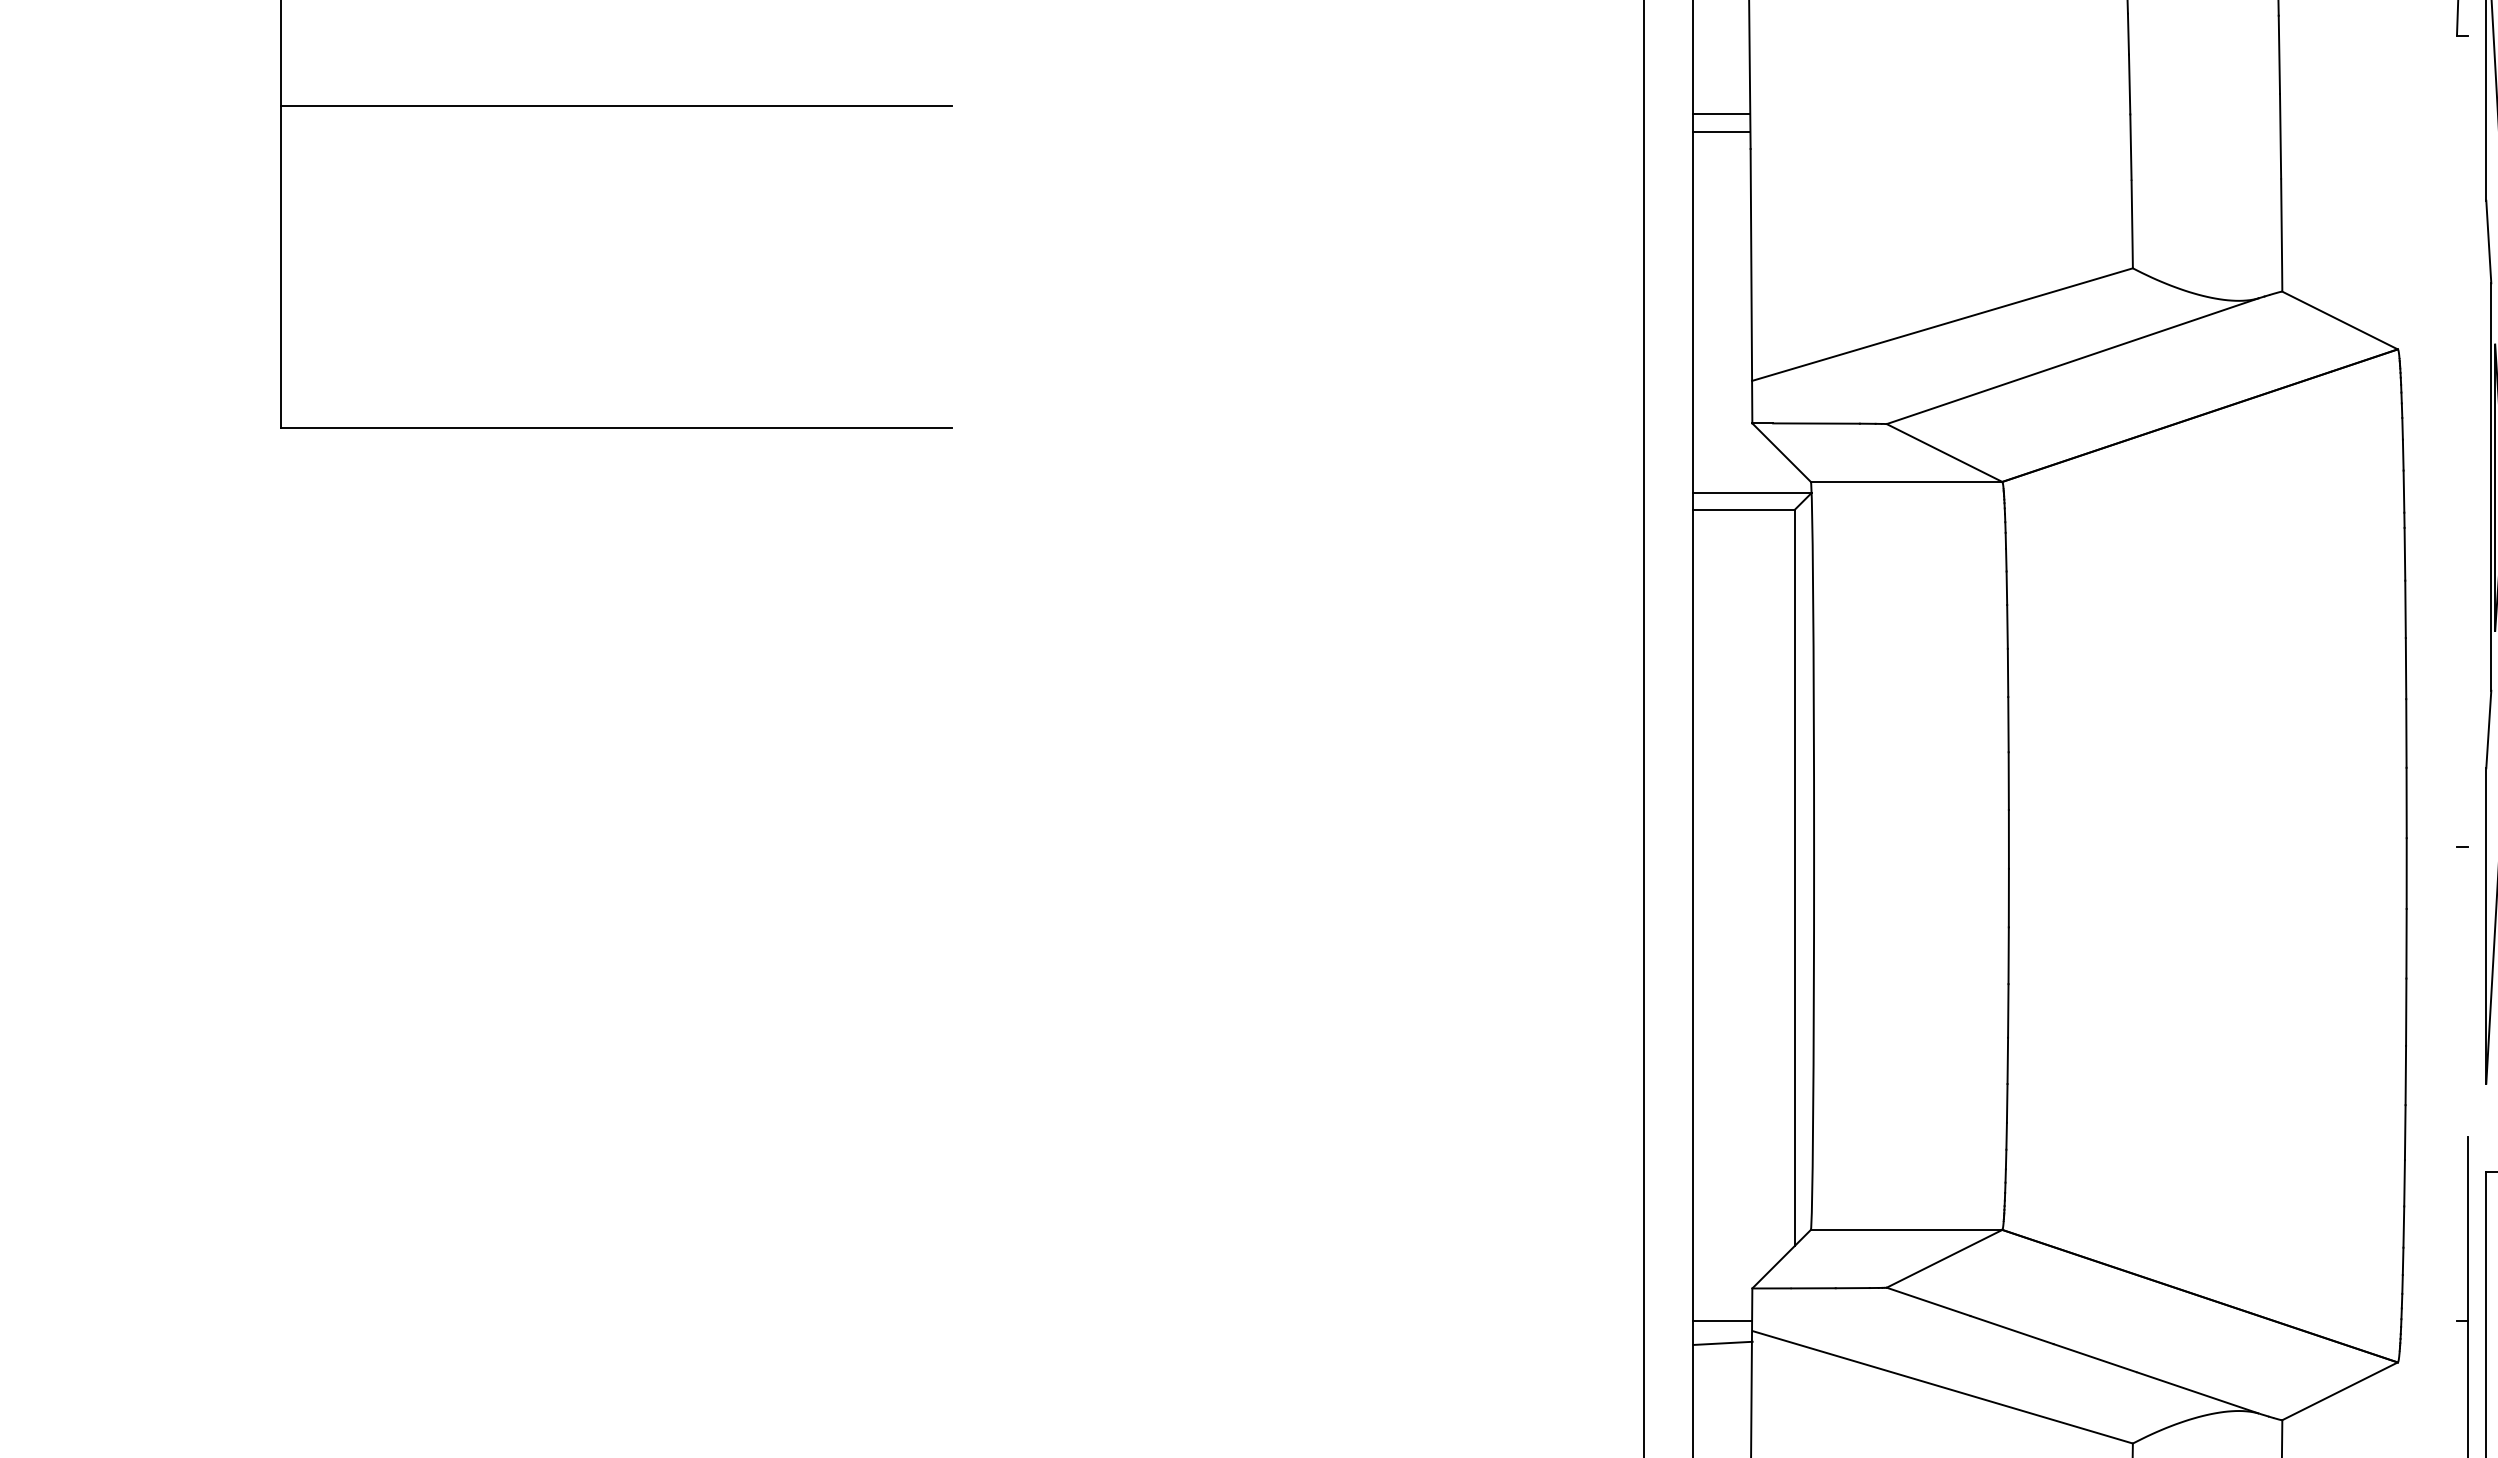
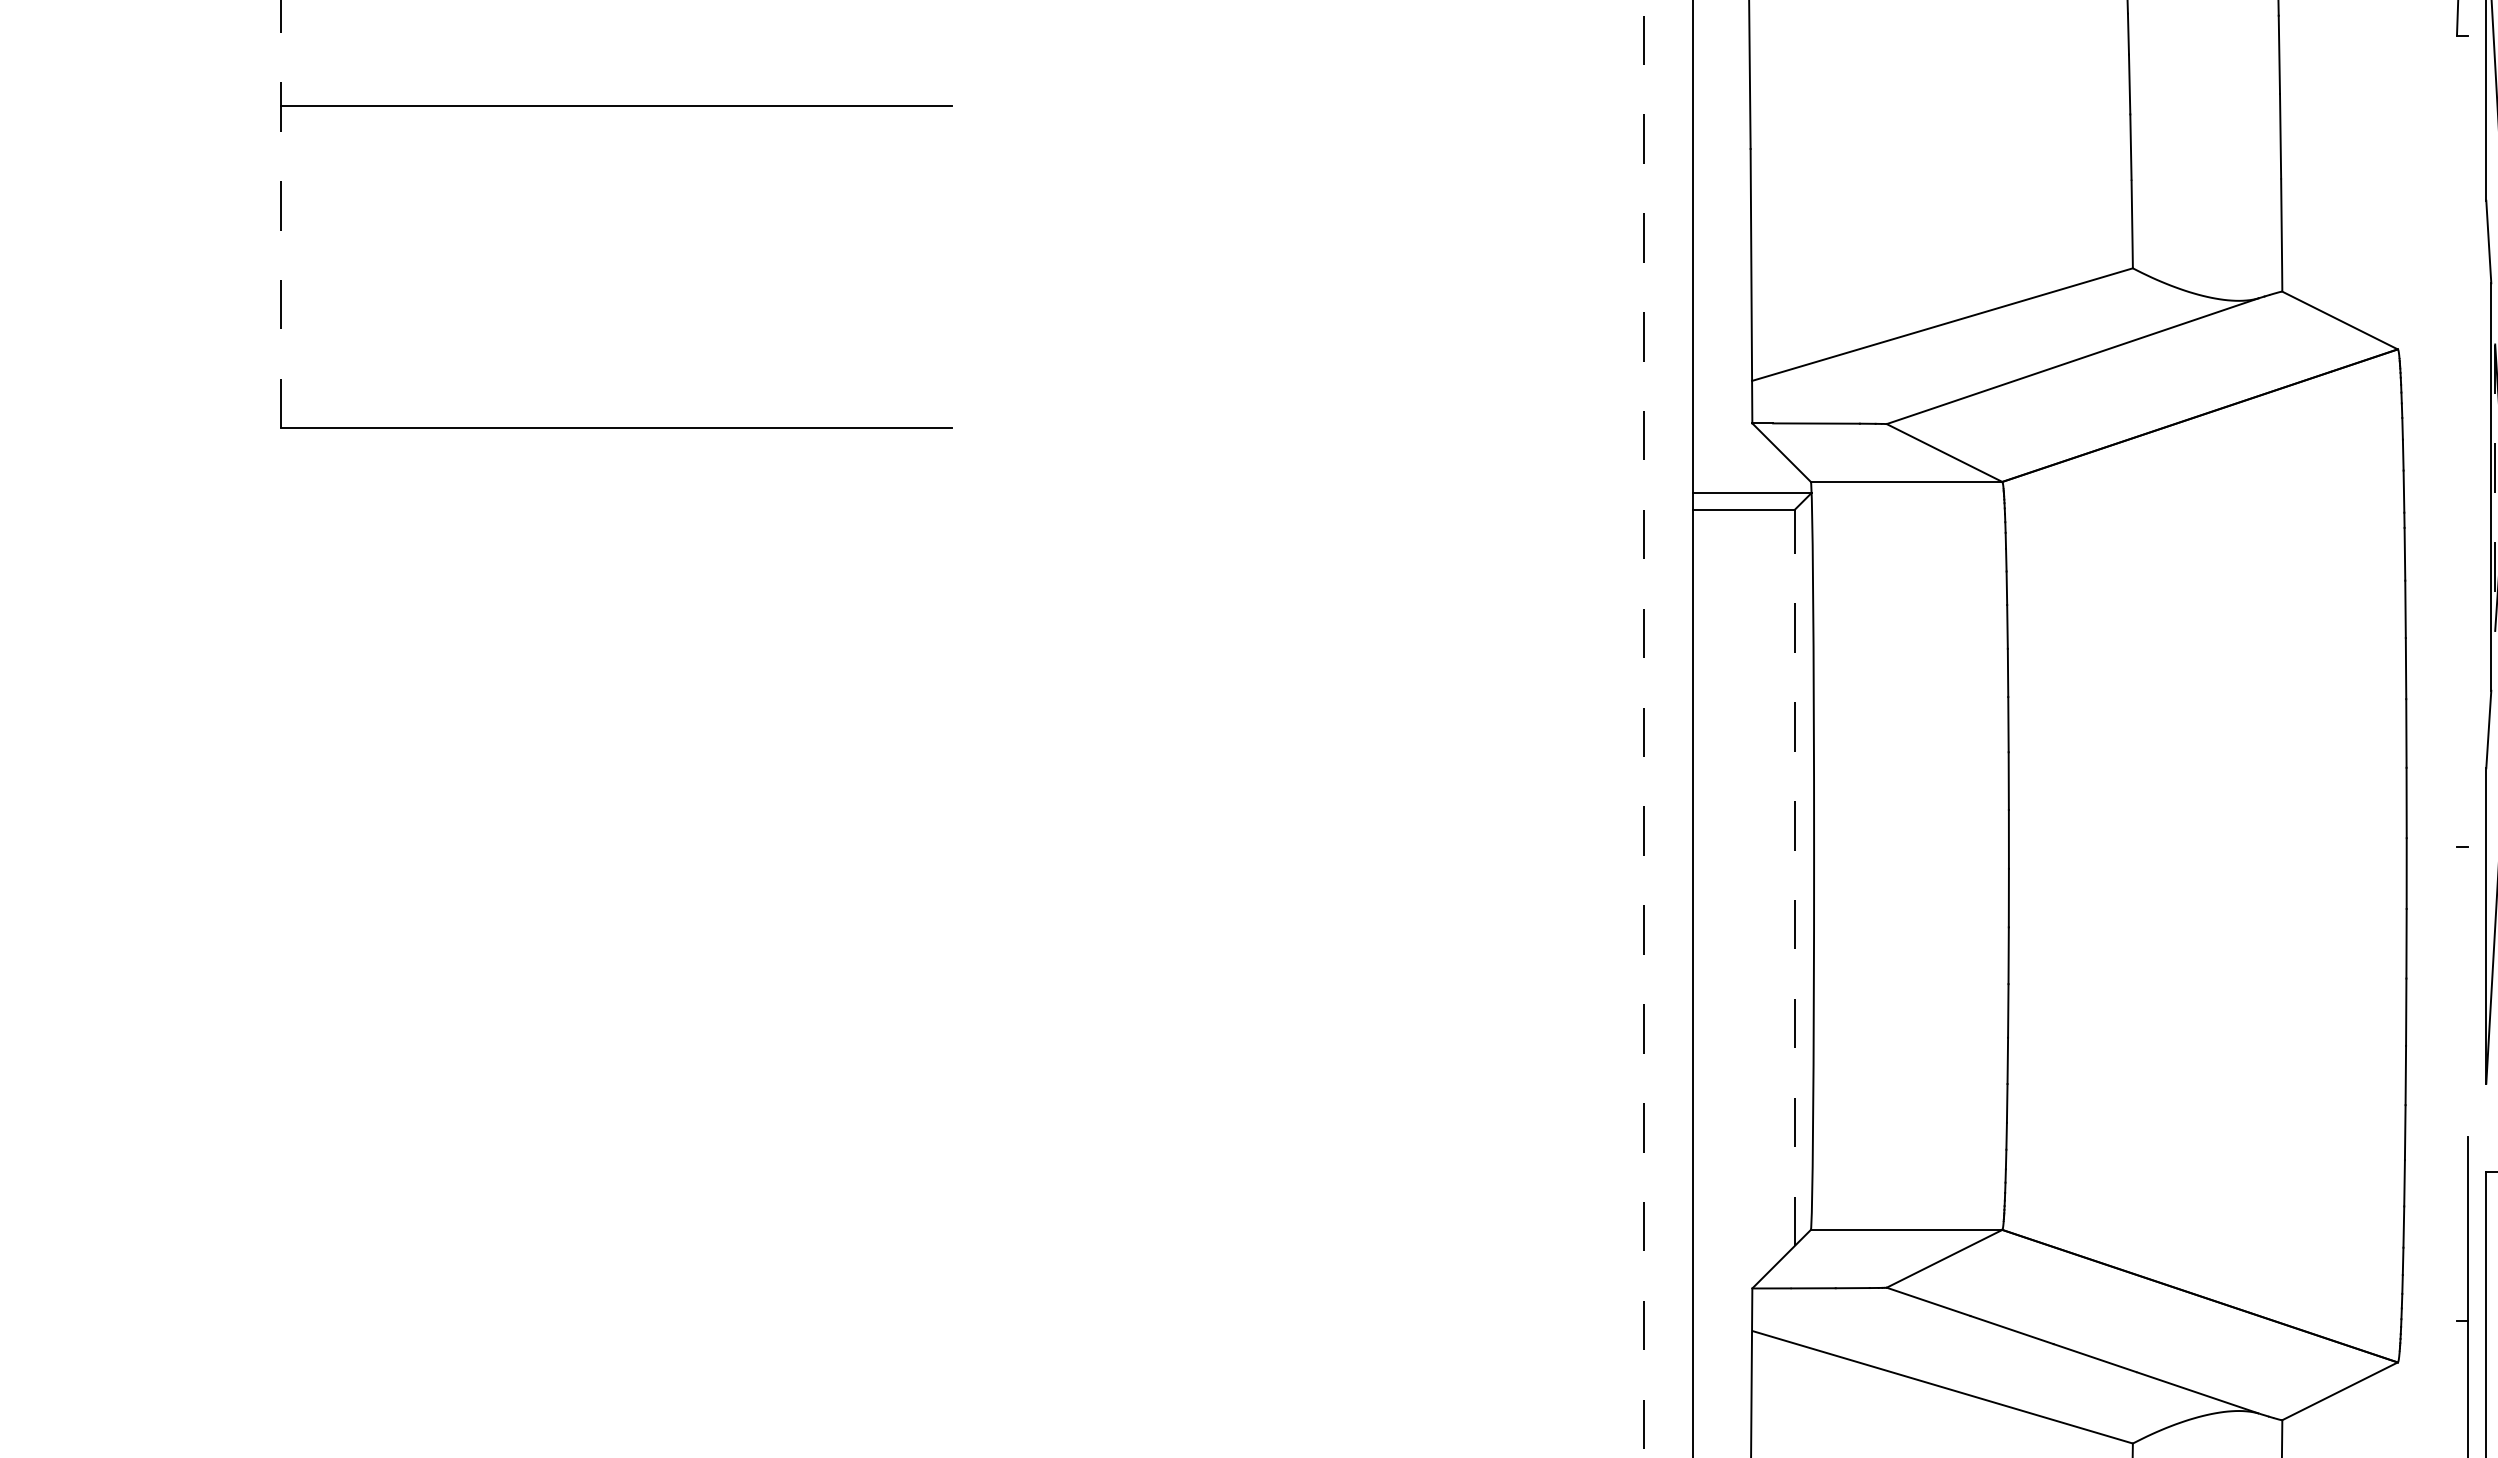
line: present -> none (1721, 114)
line: present -> none (1721, 131)
line: solid -> dashed (281, 214)
line: solid -> dashed (2495, 488)
line: solid -> dashed (1643, 728)
line: solid -> dashed (1794, 877)
line: present -> none (1722, 1321)
line: present -> none (1722, 1342)
